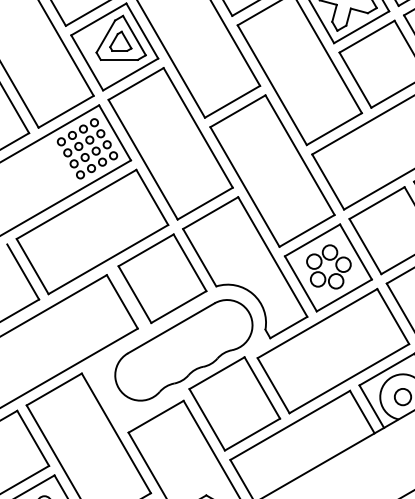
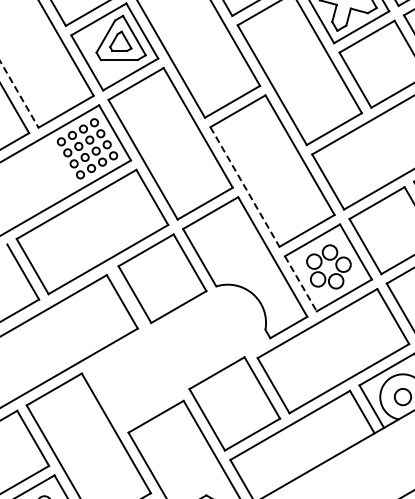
line: solid -> dashed (19, 94)
line: solid -> dashed (245, 187)
line: solid -> dashed (300, 283)
part: present -> none (183, 350)
